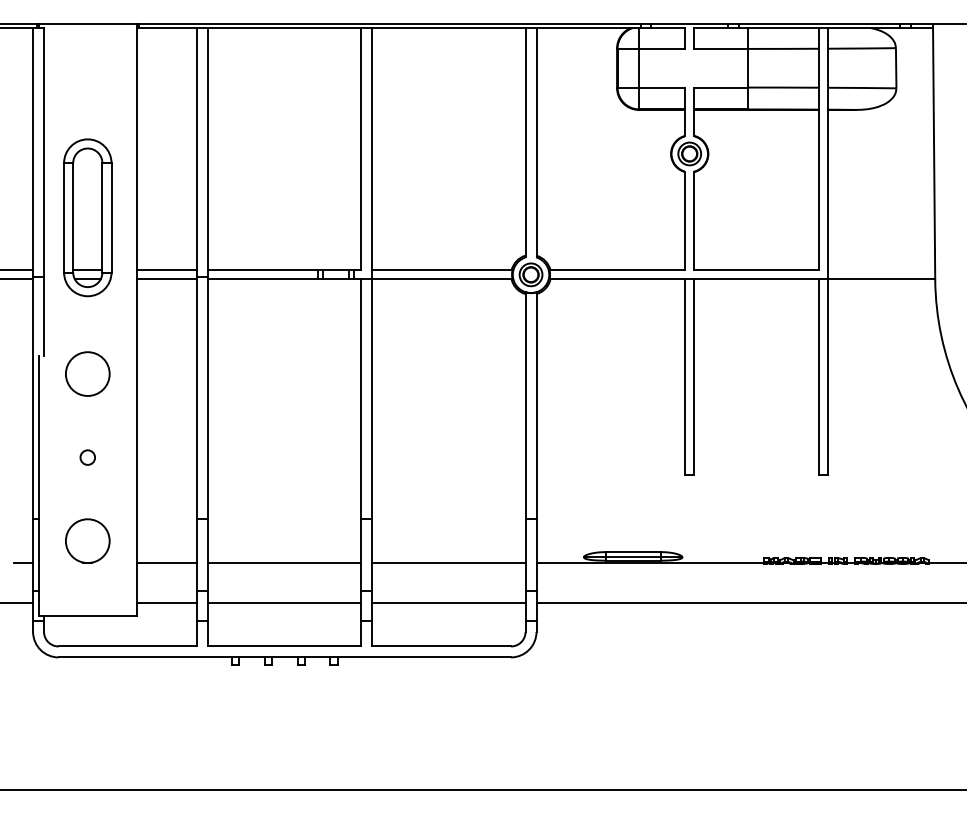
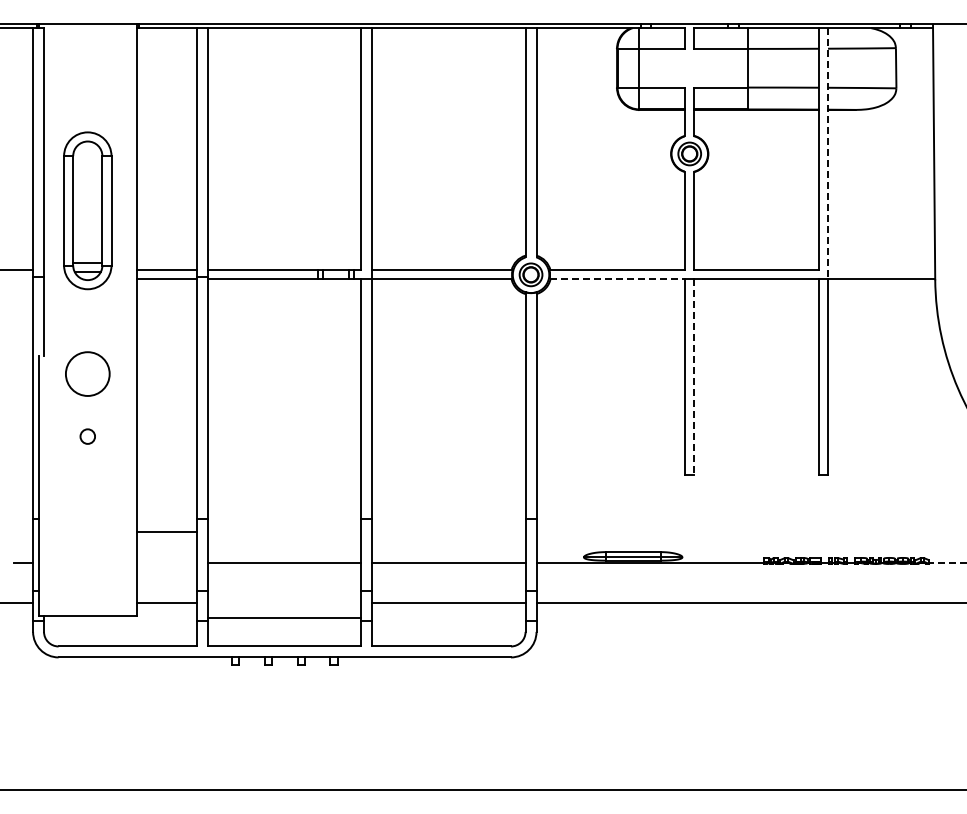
line: solid -> dashed (828, 153)
part position: (87, 217) -> (87, 210) (87, 210)
line: present -> none (17, 279)
line: solid -> dashed (617, 279)
line: solid -> dashed (693, 377)
circle position: (87, 457) -> (87, 436) (87, 436)
circle: present -> none (87, 540)
line position: (167, 562) -> (167, 531) (167, 531)
line: solid -> dashed (947, 562)
line position: (284, 602) -> (284, 617) (284, 617)
